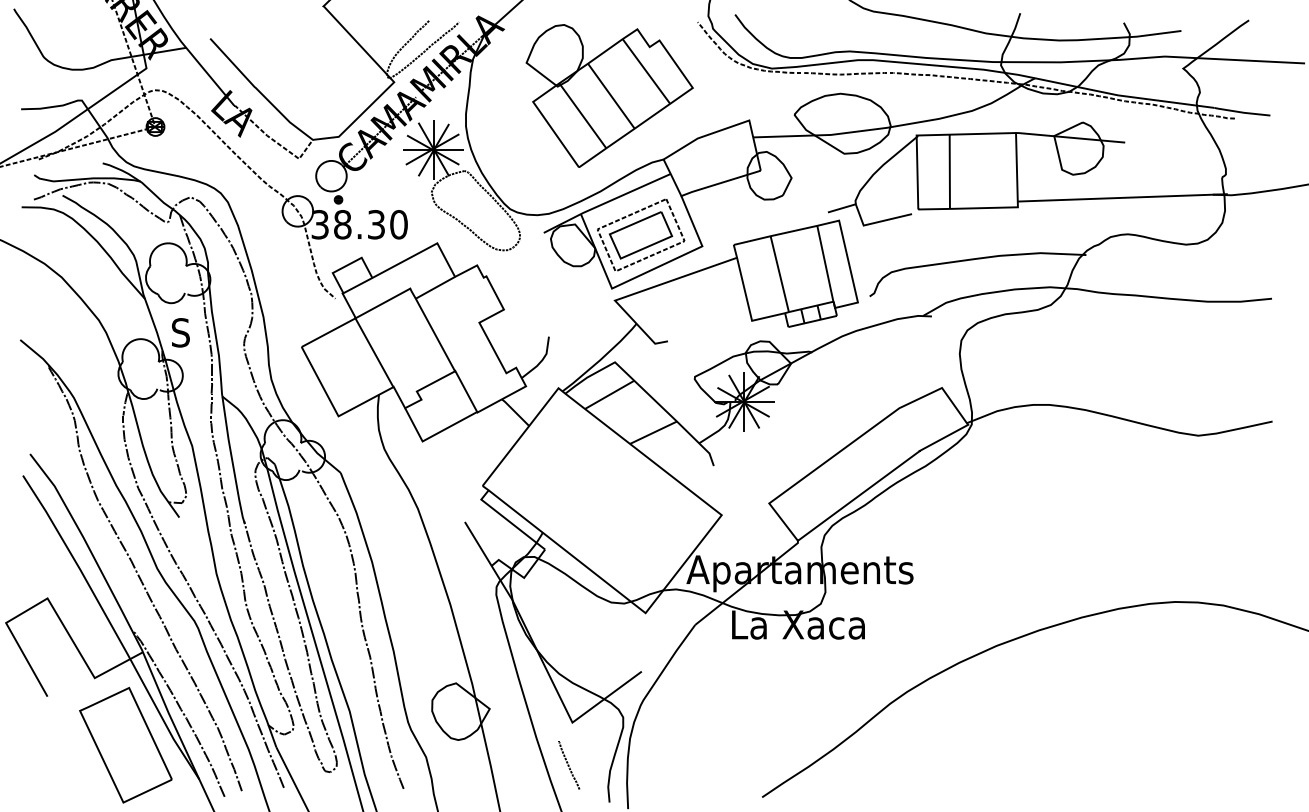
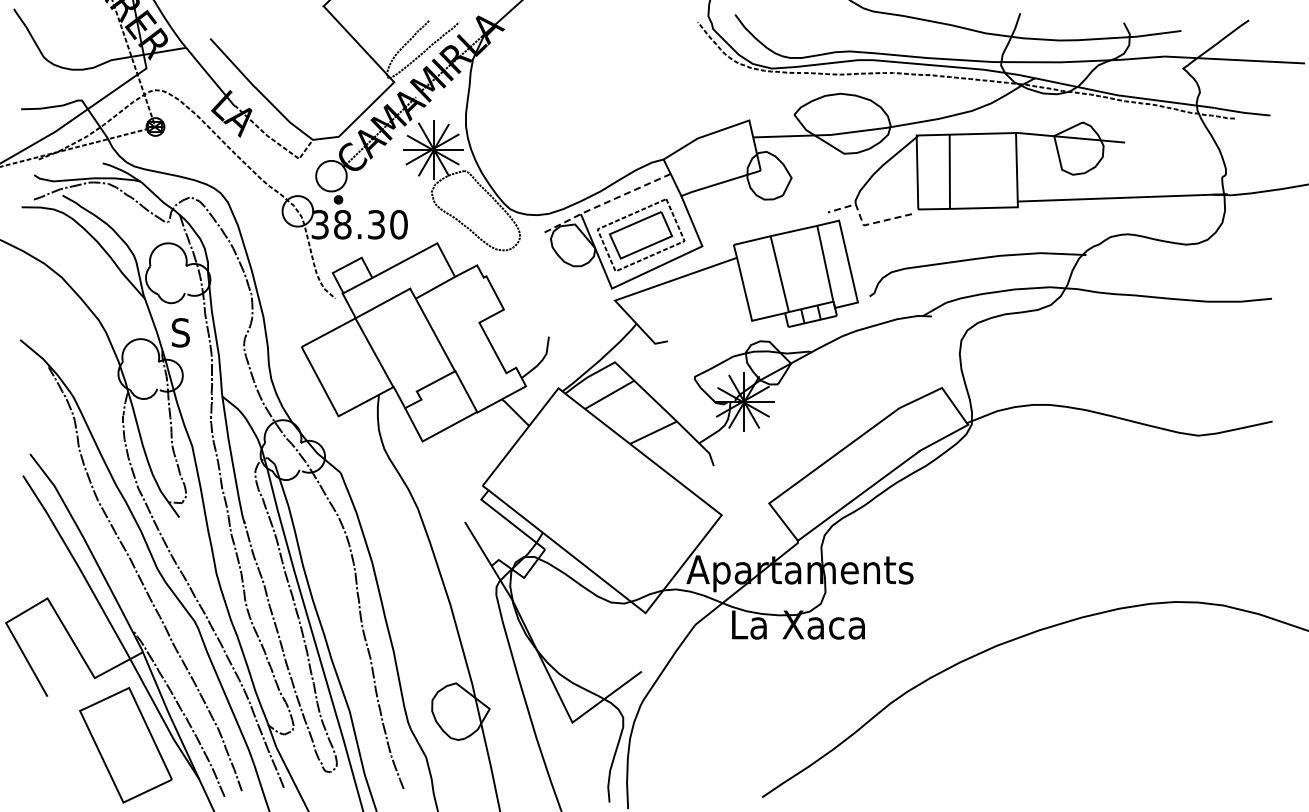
part: present -> none (609, 95)
line: solid -> dashed (605, 202)
line: solid -> dashed (863, 223)
curve: present -> none (569, 765)
